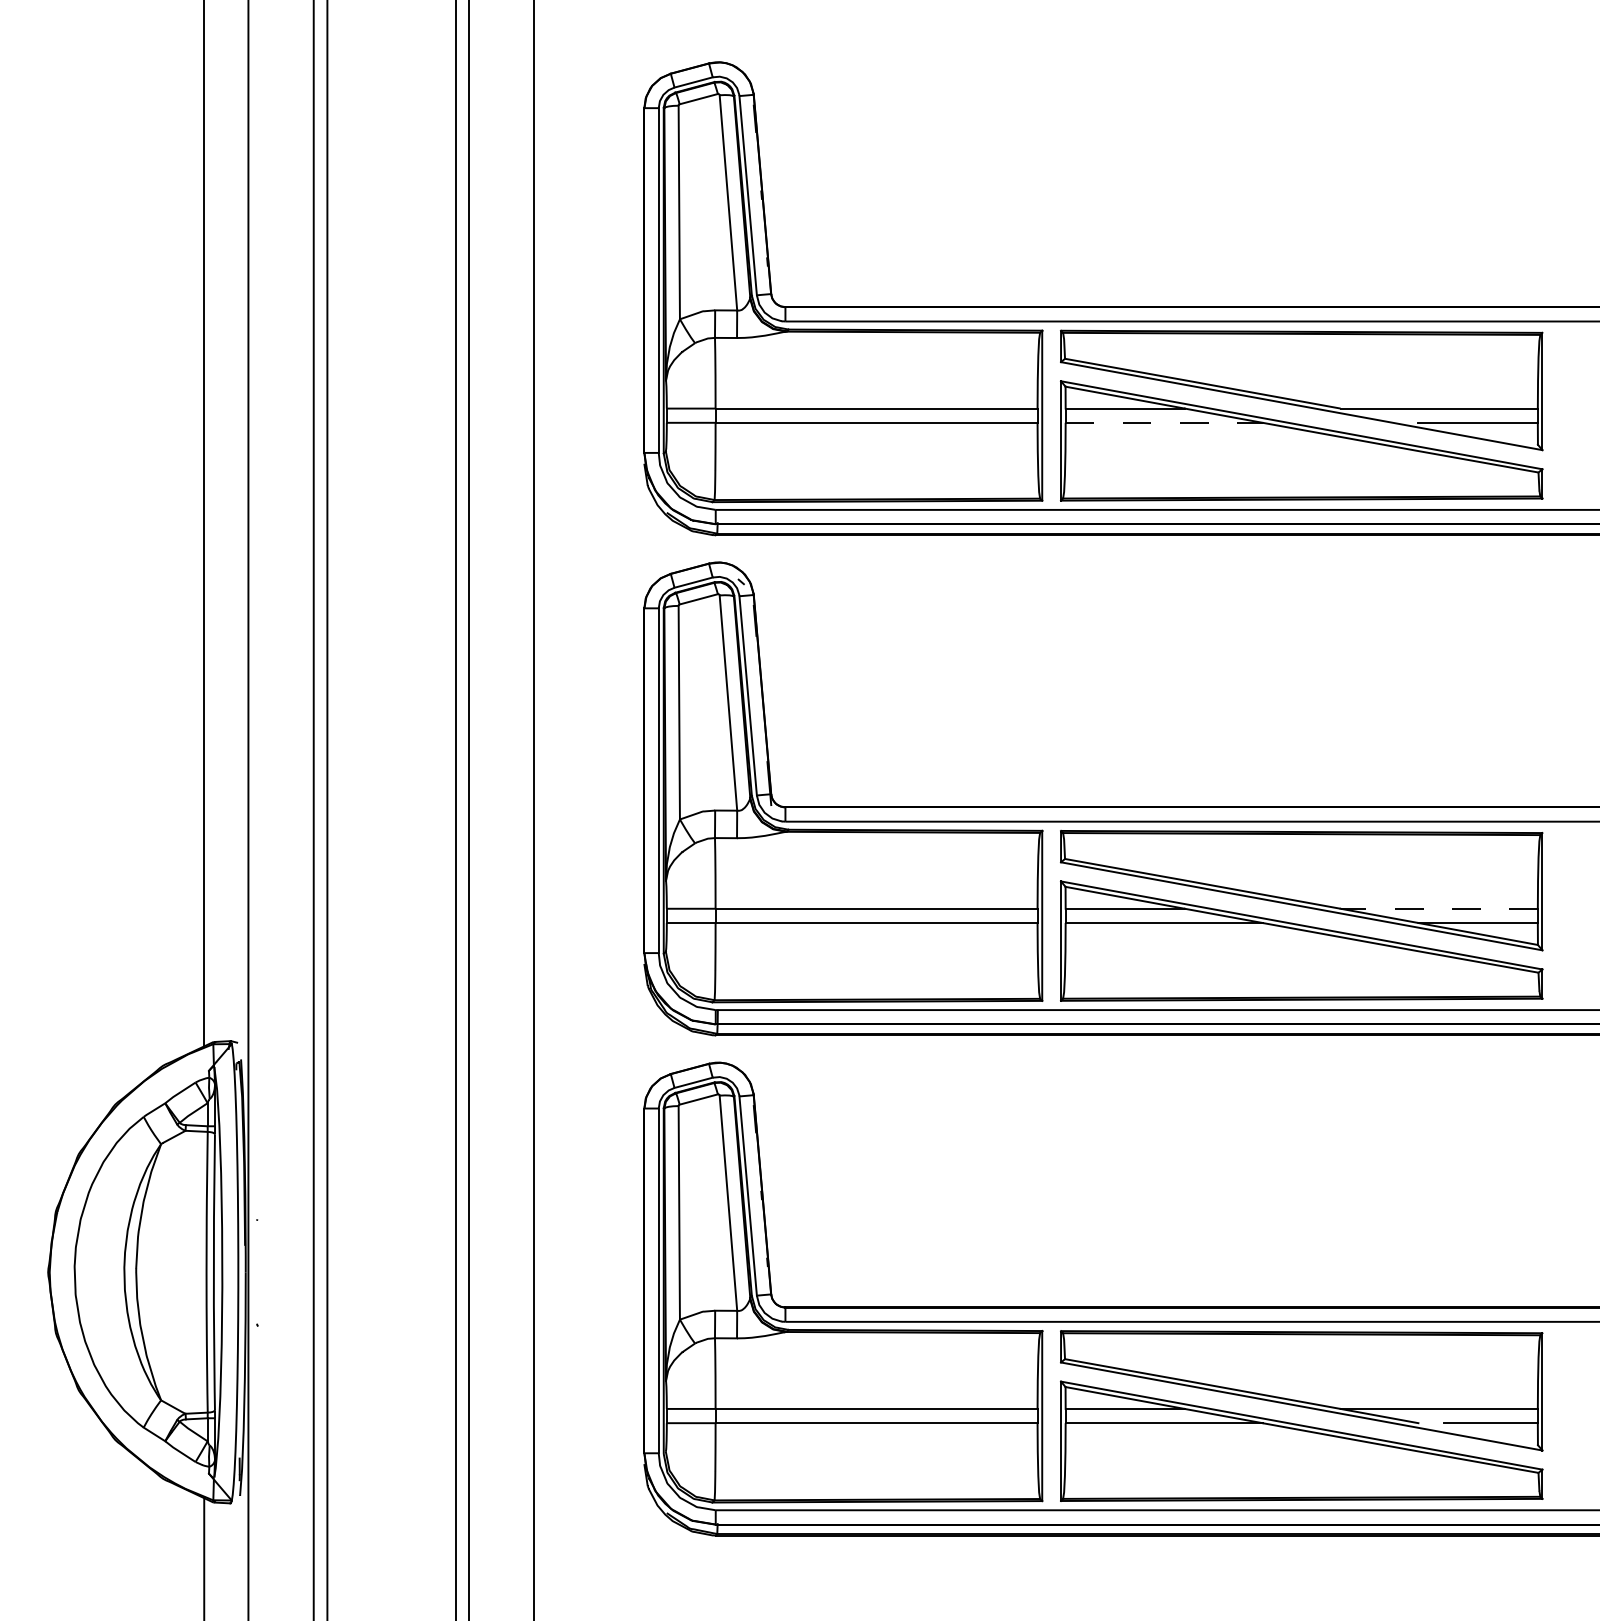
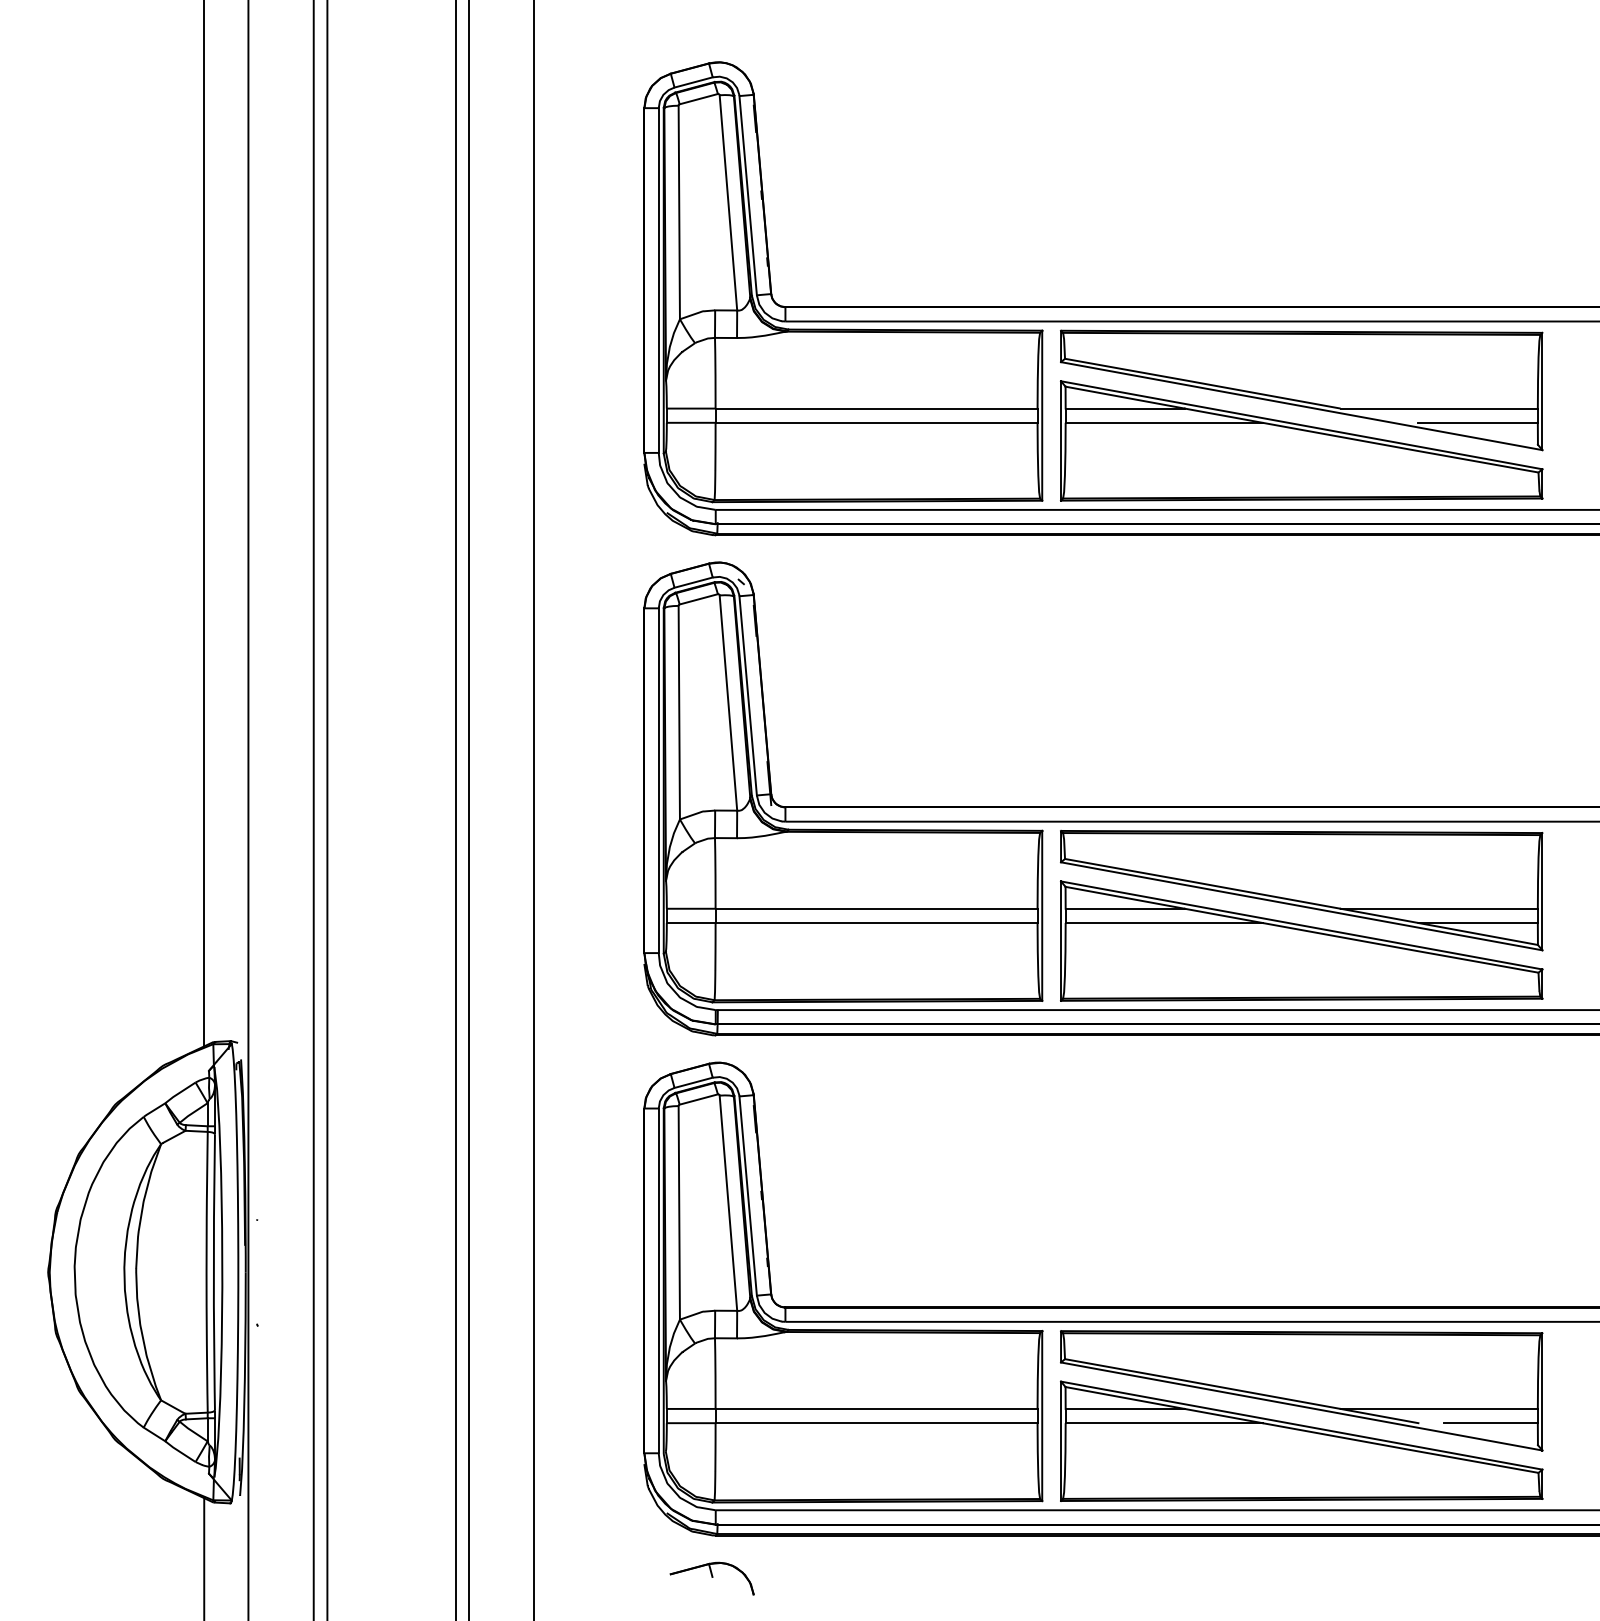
line: dashed -> solid (1164, 422)
line: dashed -> solid (1439, 908)
part: none -> present (711, 1578)
